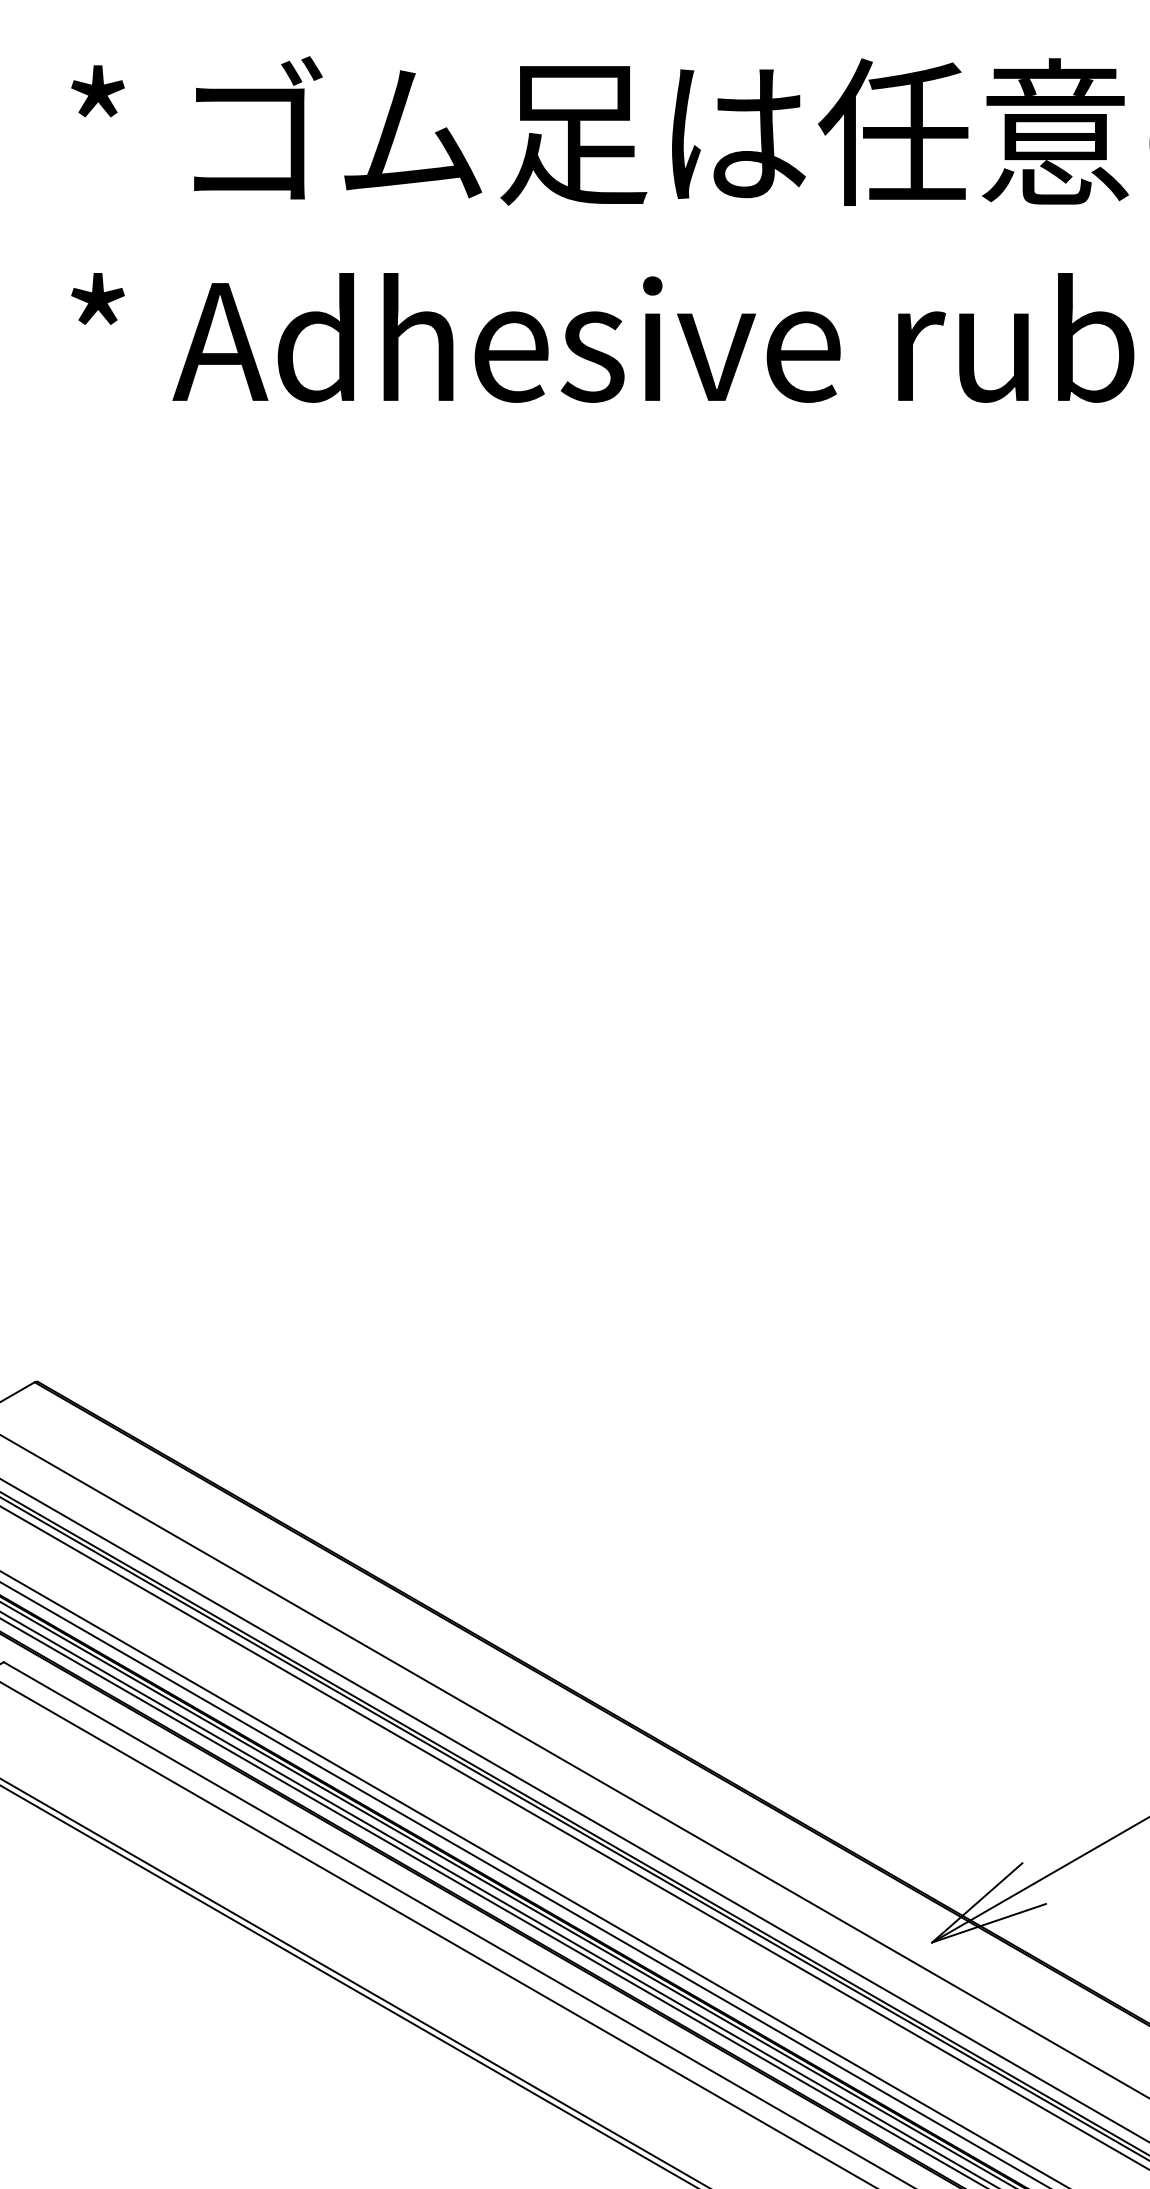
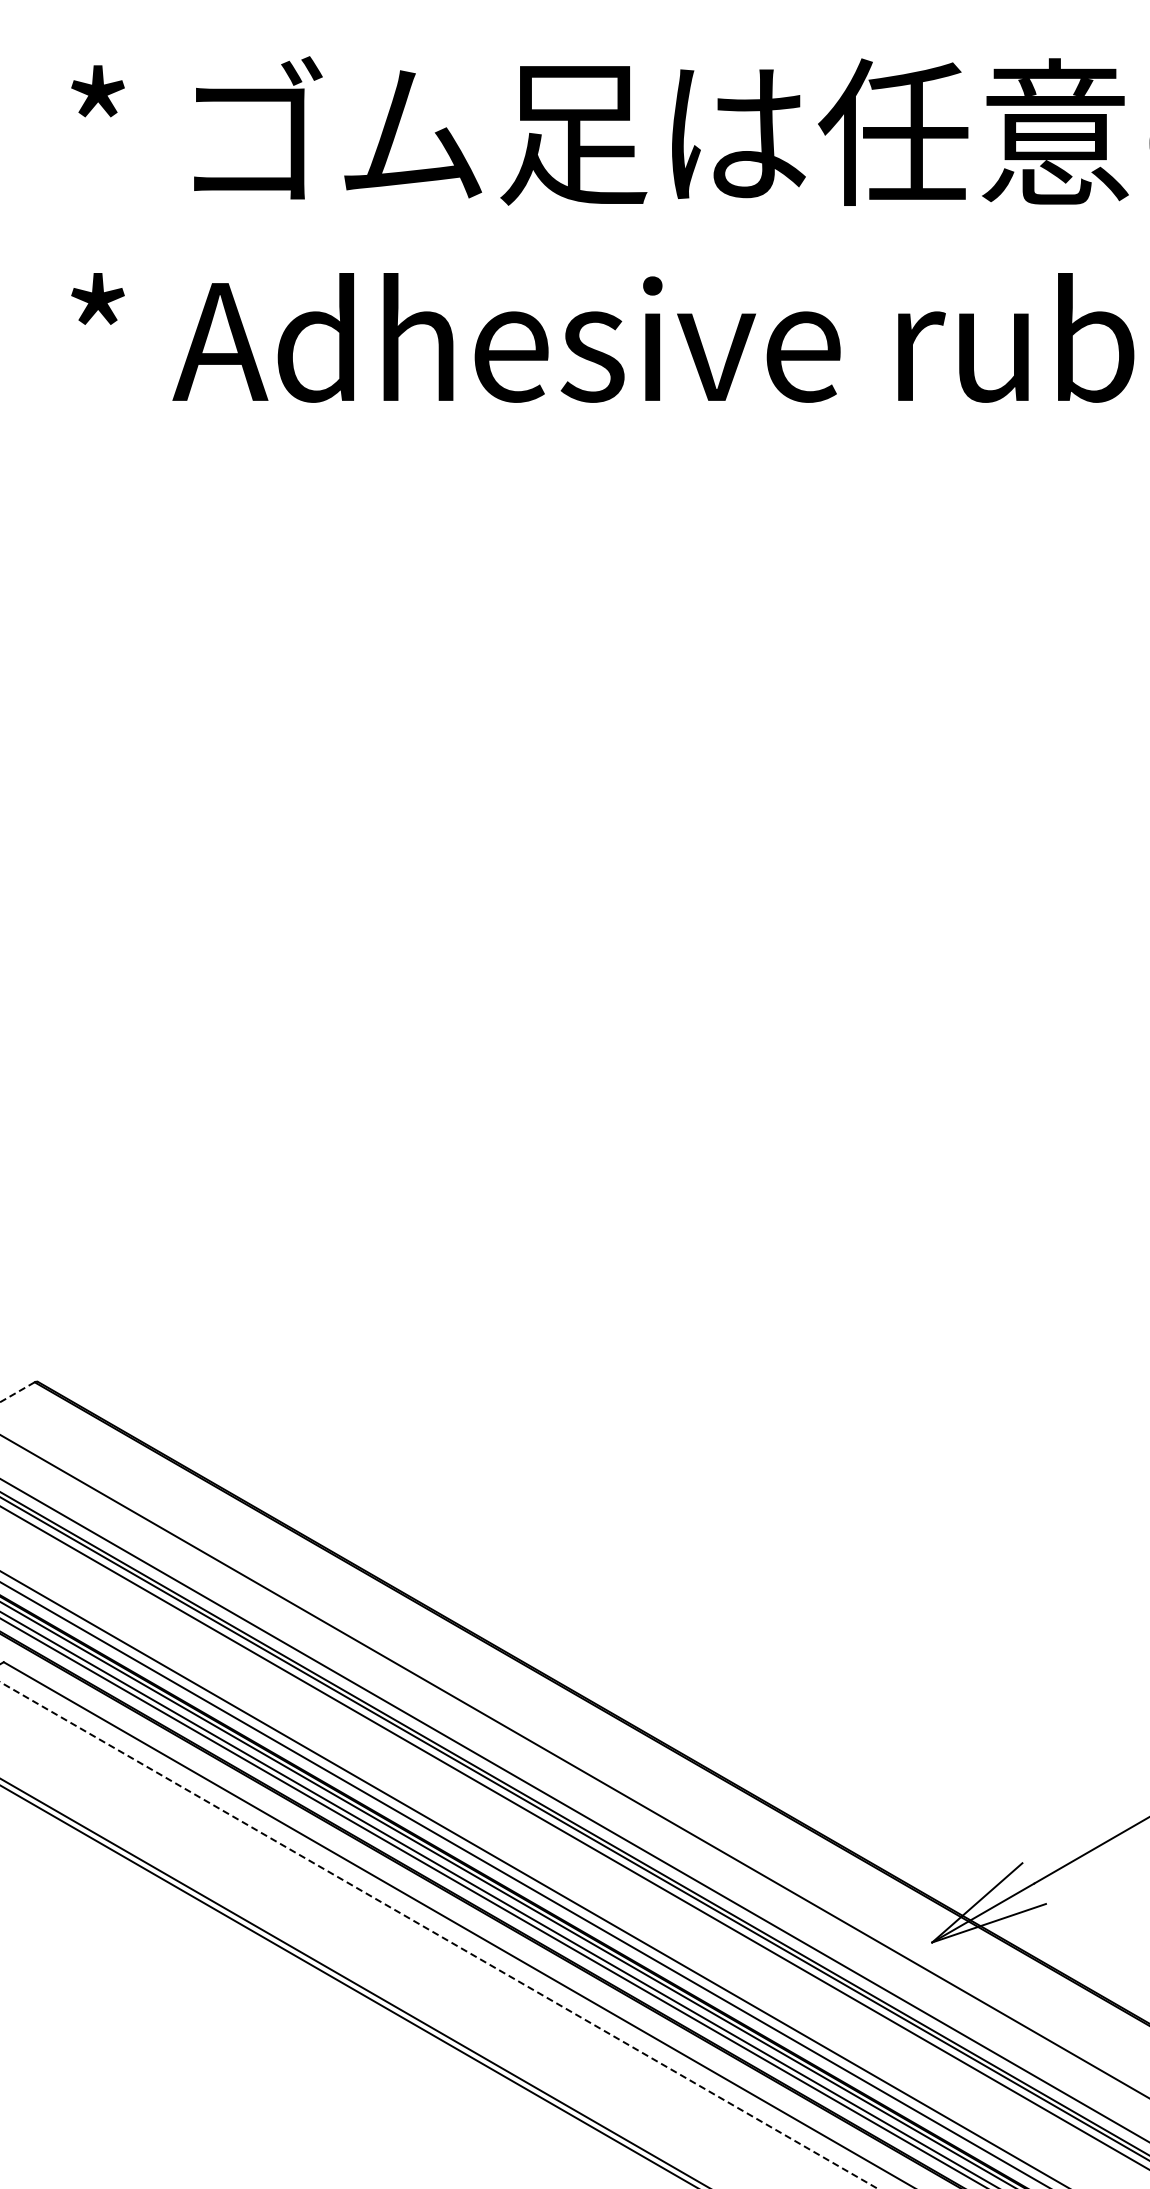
line: solid -> dashed (17, 1392)
line: solid -> dashed (439, 1935)
